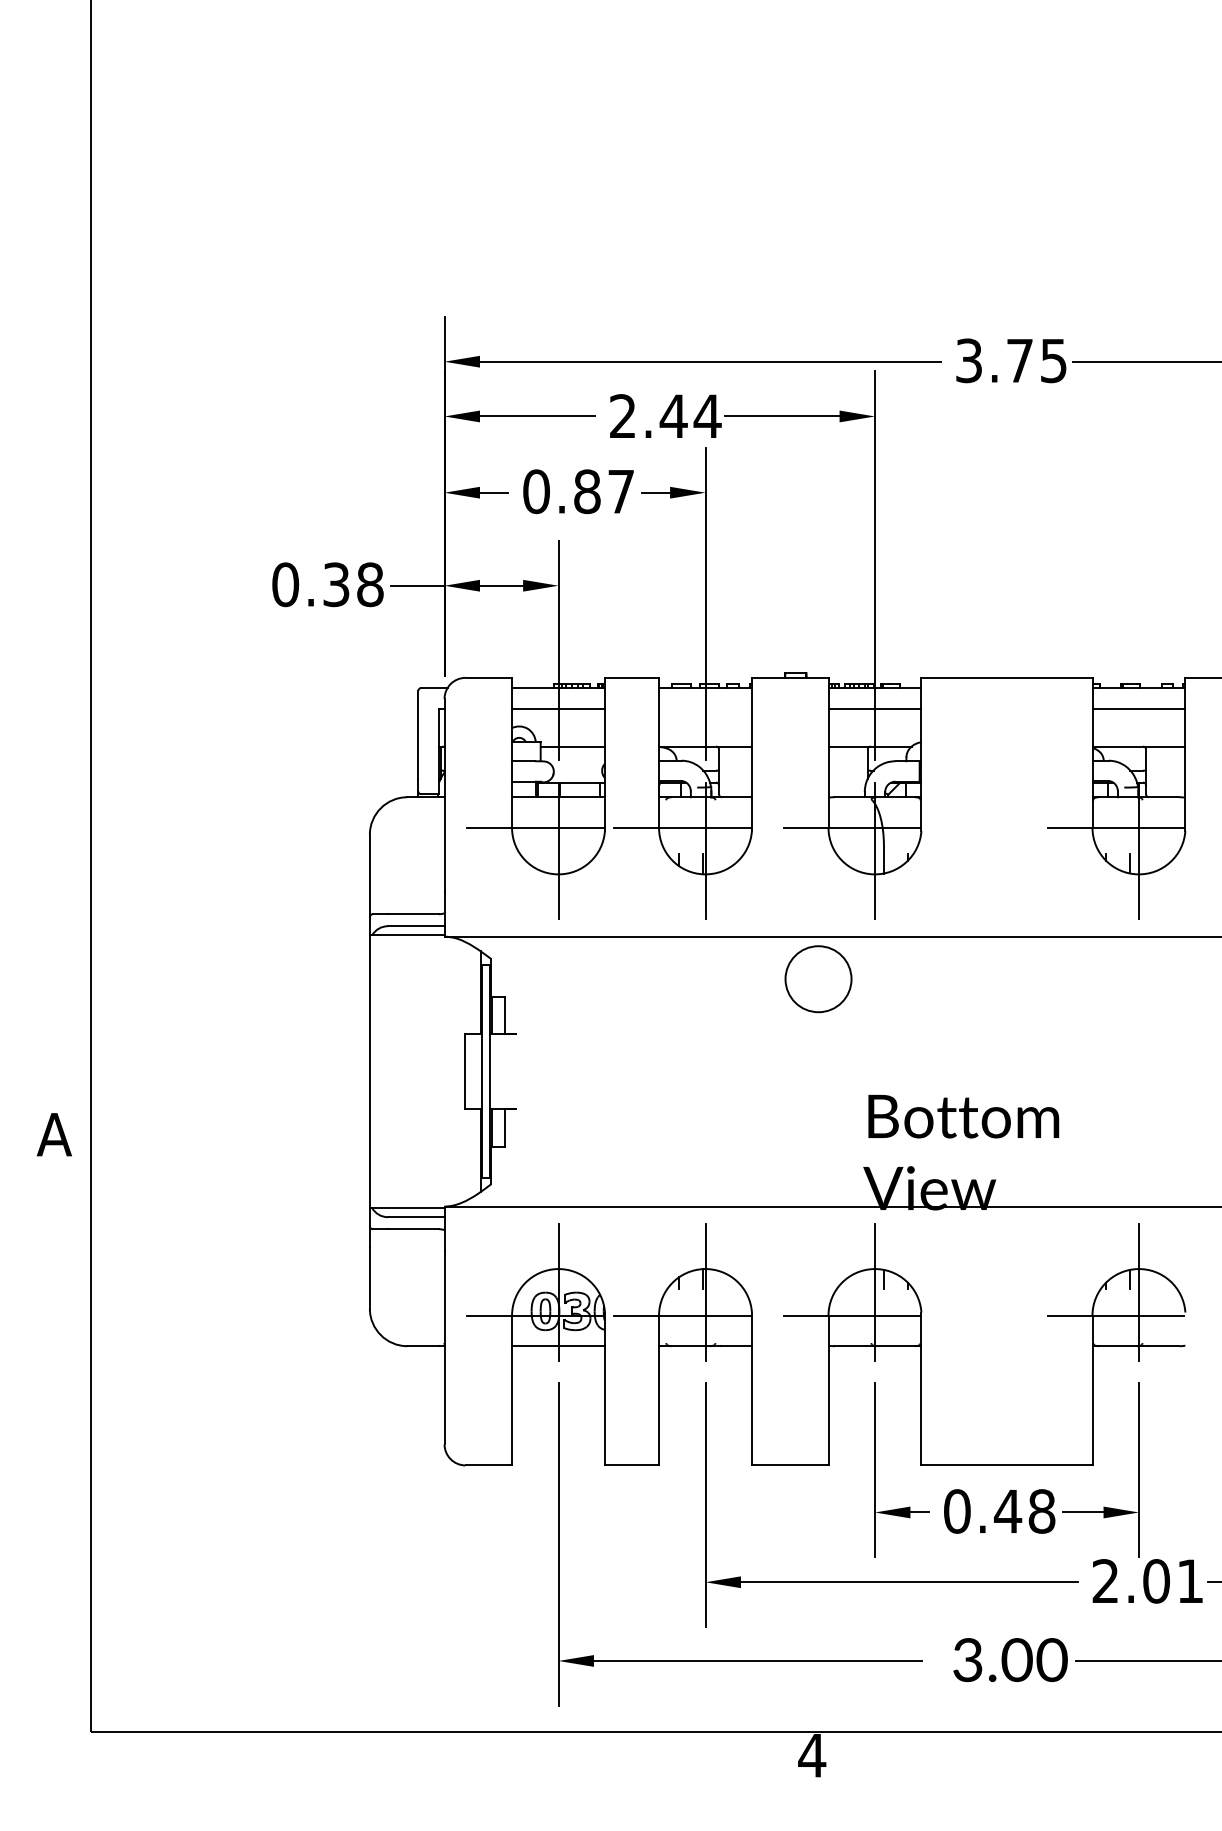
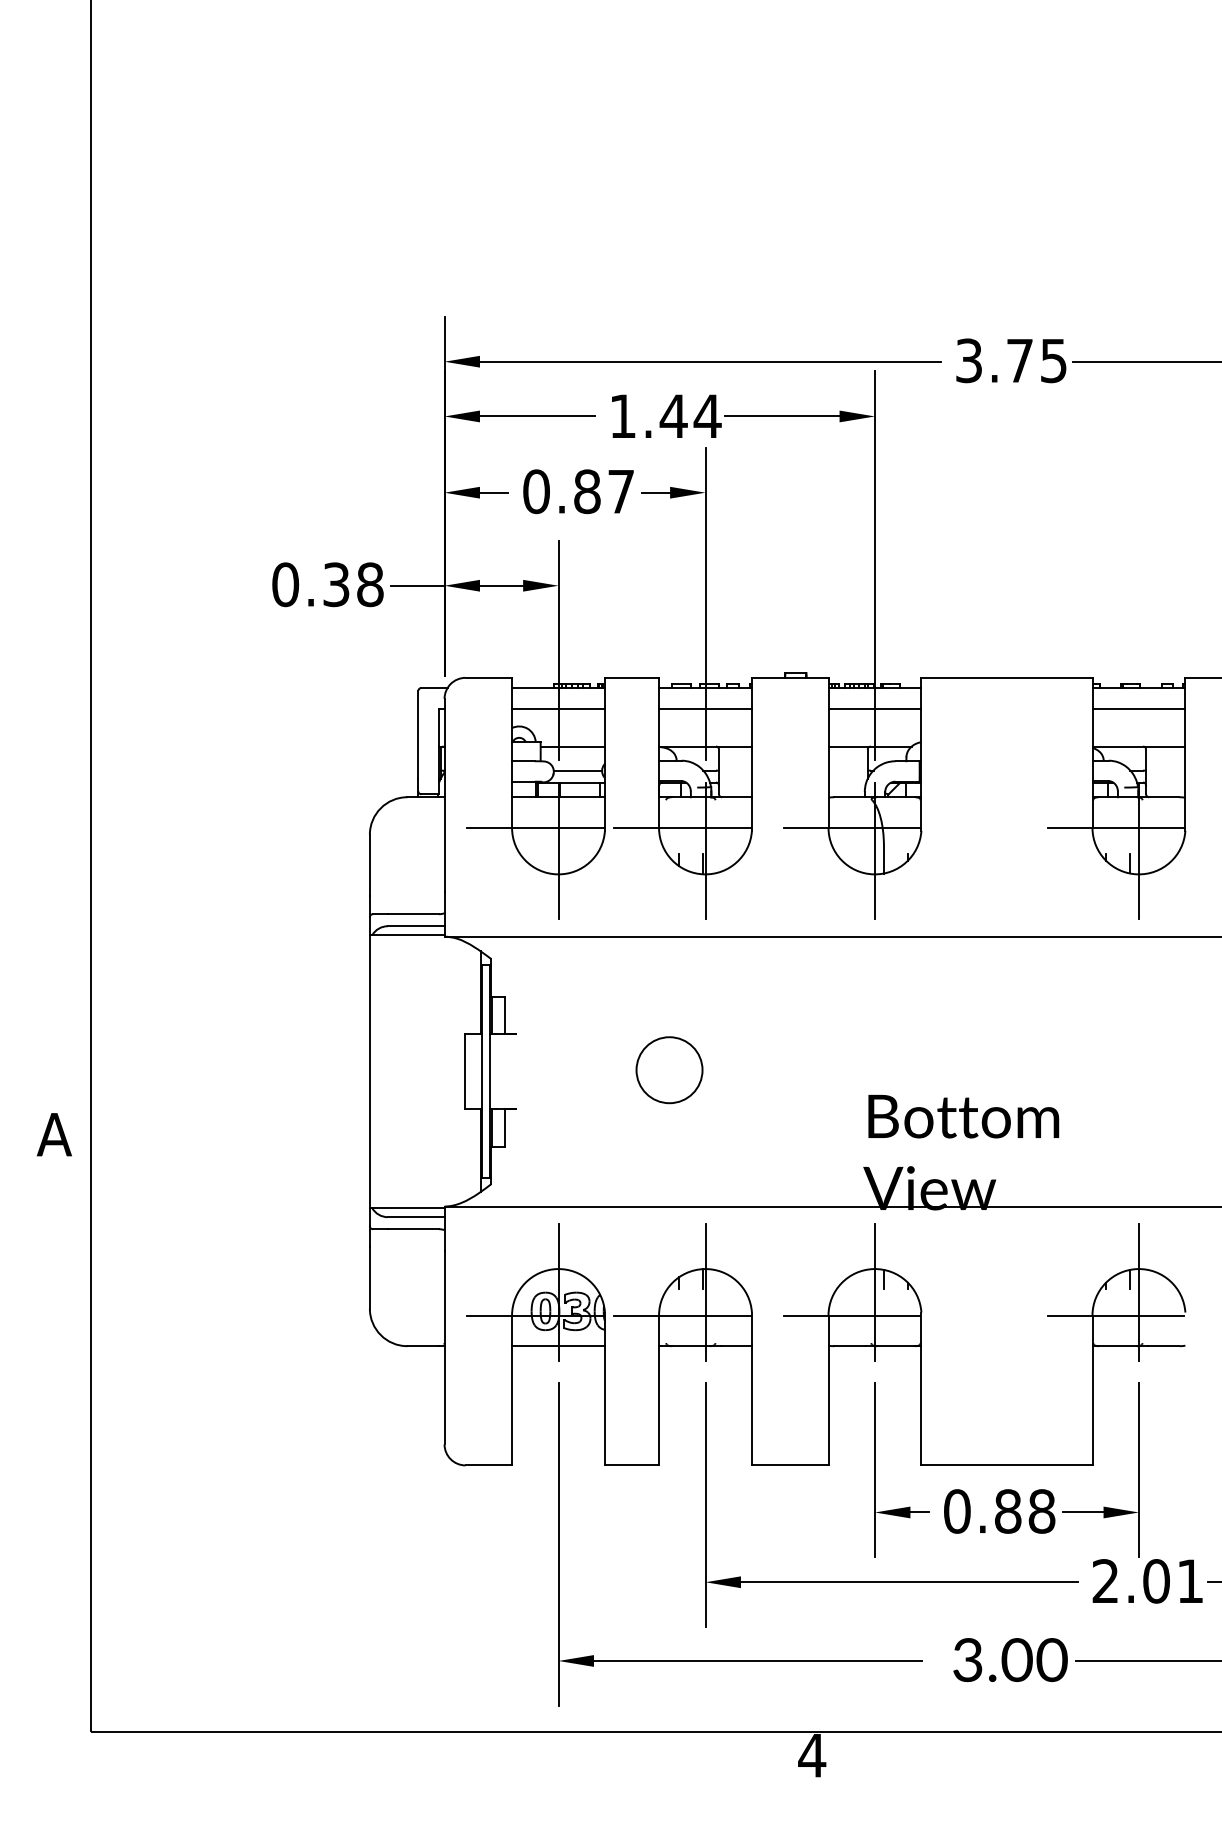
text: 2.44 -> 1.44 (622, 415)
line: none -> present (705, 709)
line: none -> present (577, 770)
circle position: (818, 979) -> (669, 1070) (669, 1070)
text: 0.48 -> 0.88 (1007, 1511)
